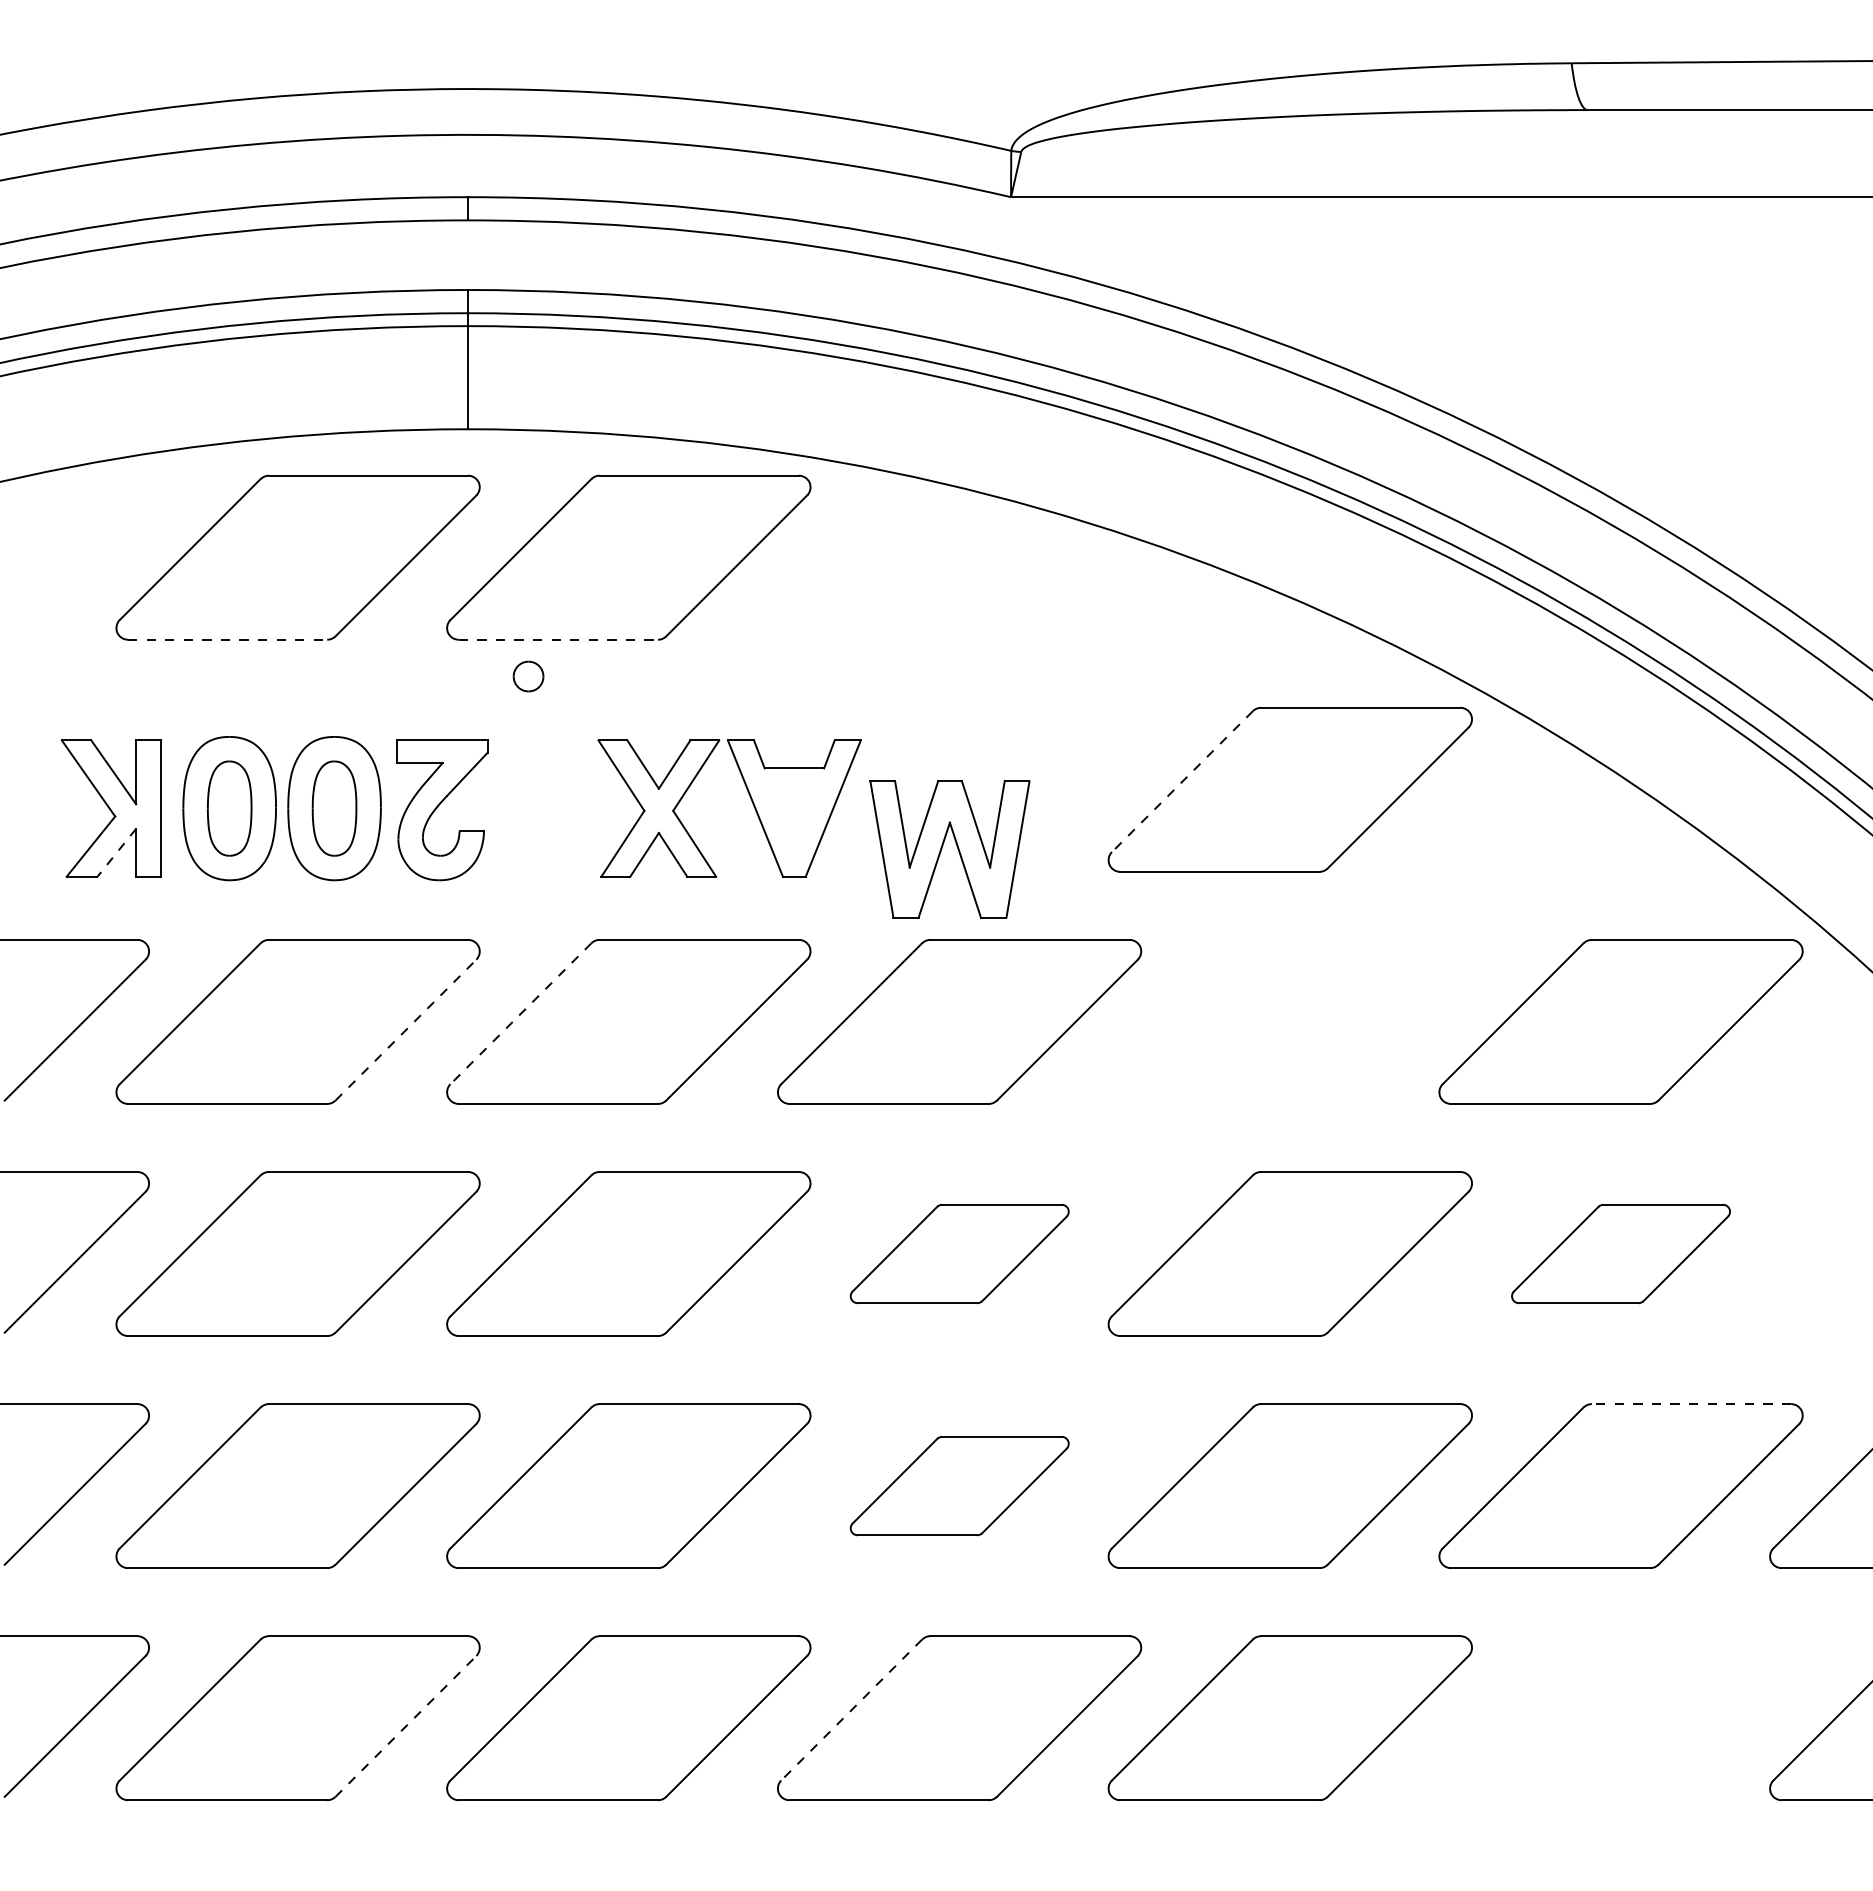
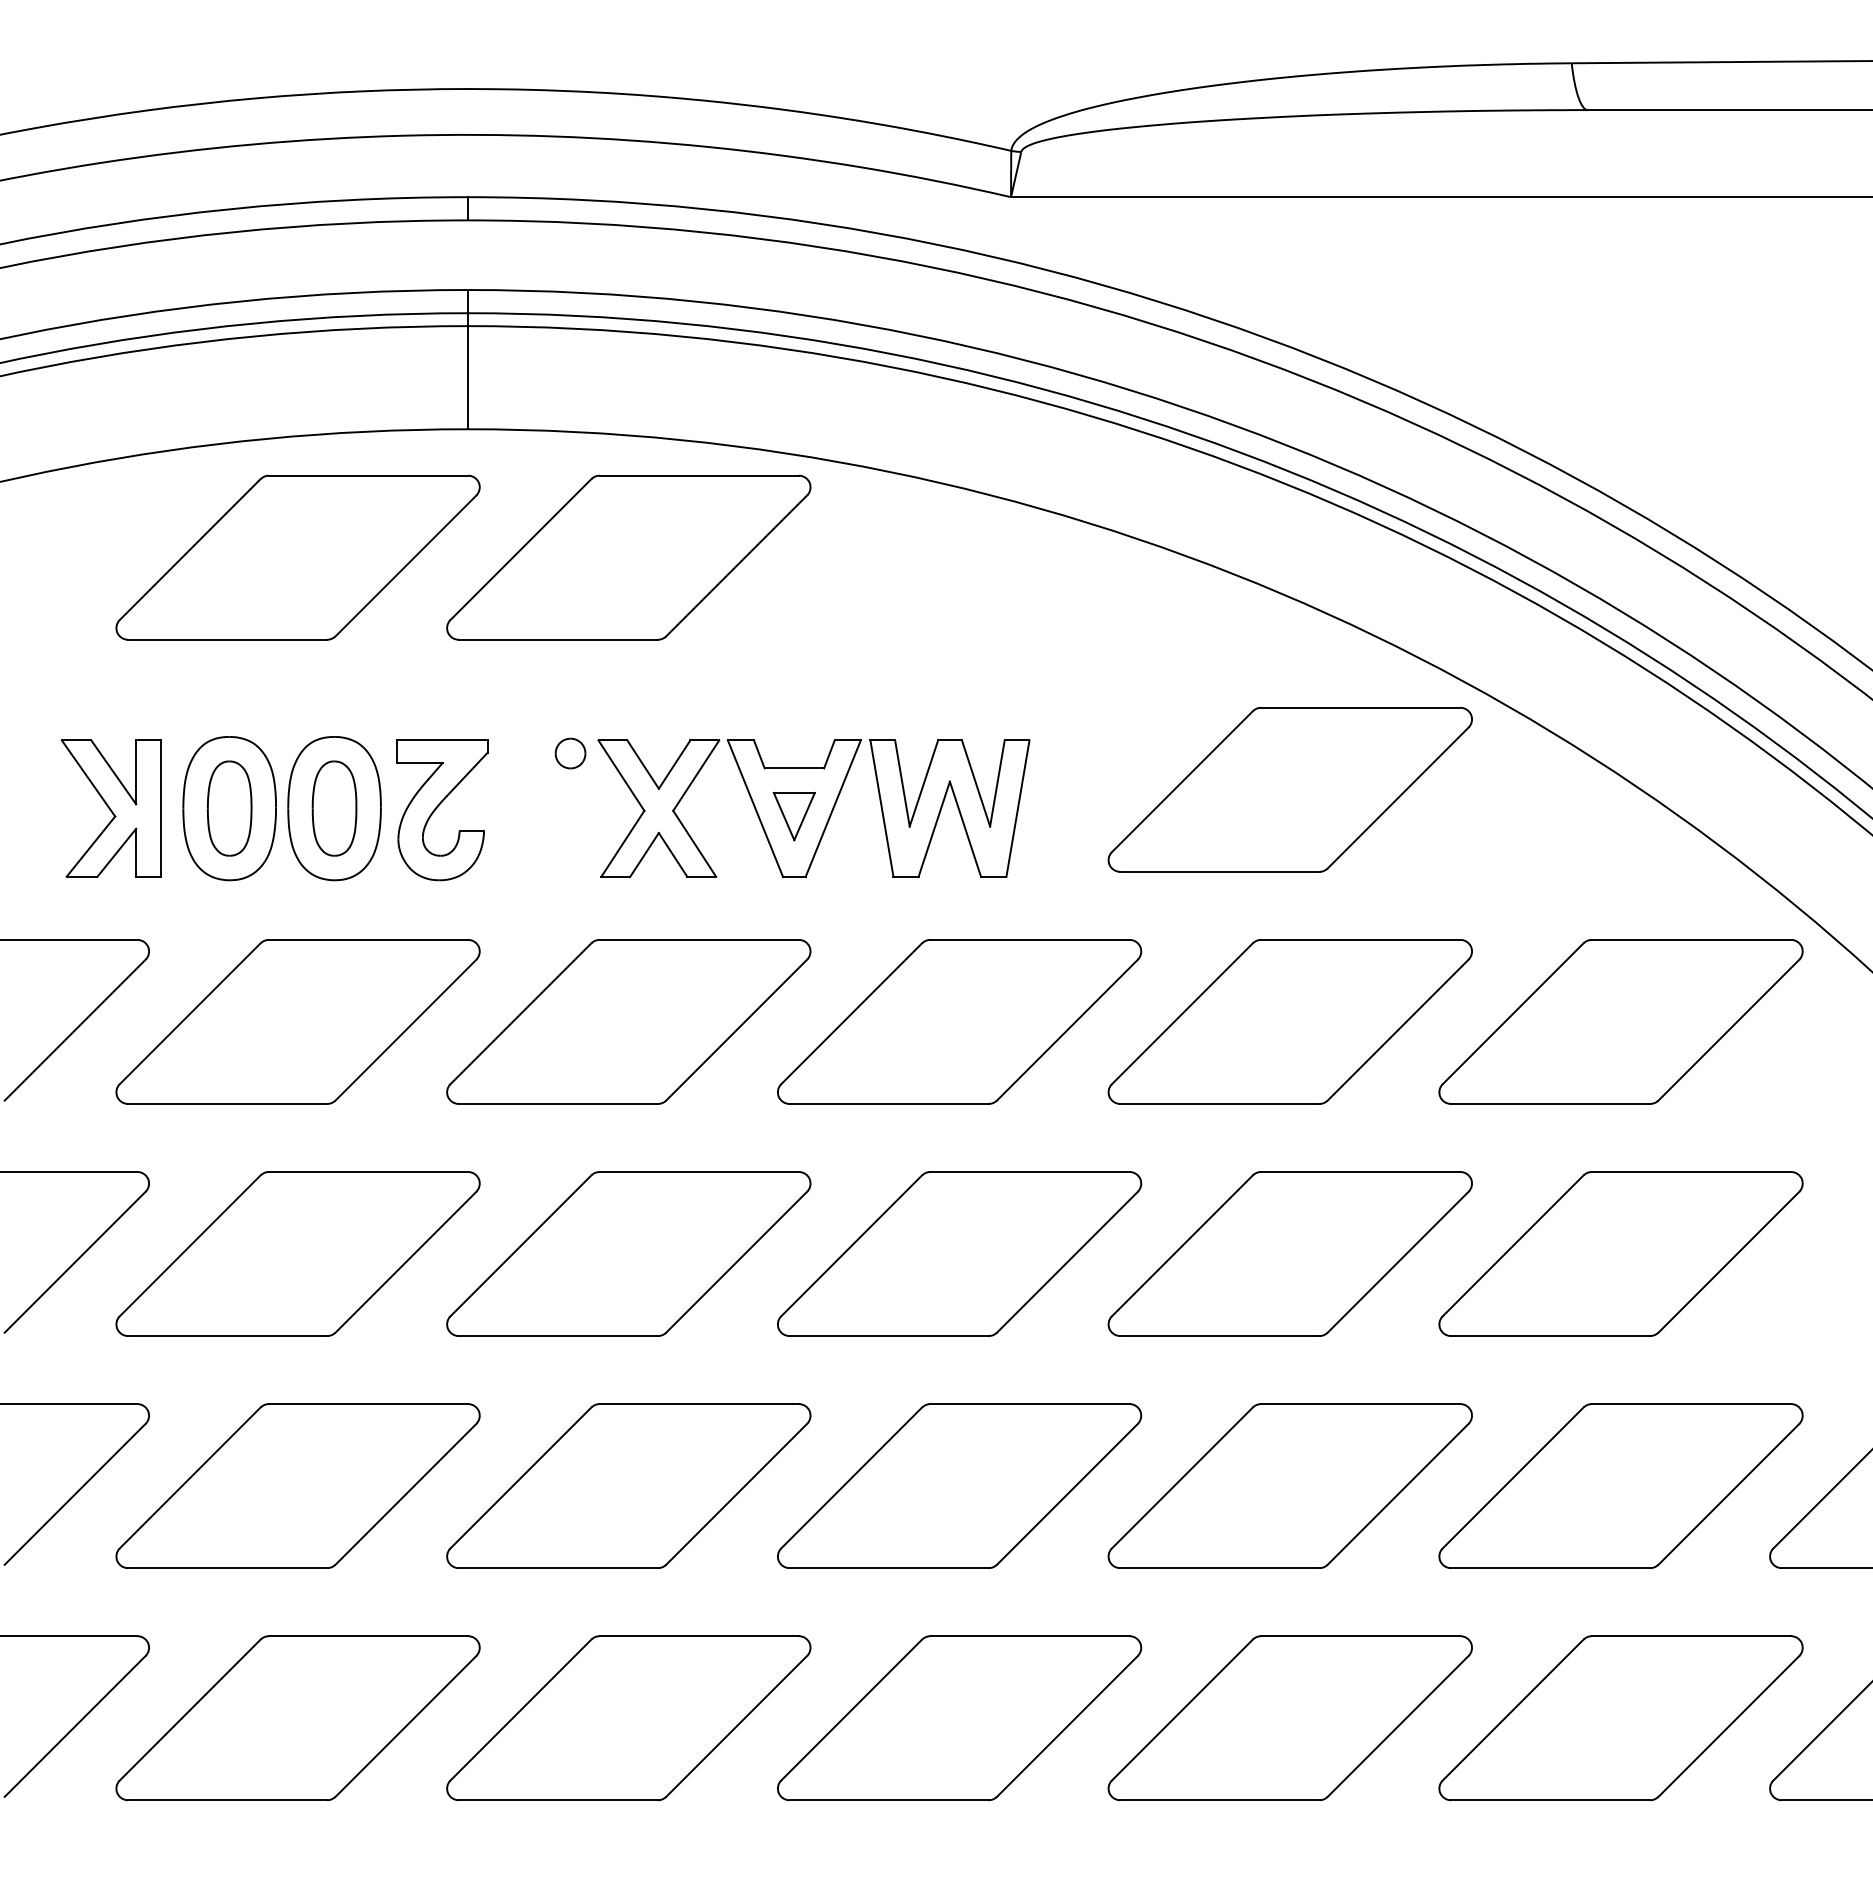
line: dashed -> solid (227, 639)
line: dashed -> solid (558, 639)
part position: (528, 676) -> (570, 753) (570, 753)
line: dashed -> solid (1182, 781)
part: none -> present (793, 816)
part position: (942, 849) -> (942, 808) (942, 808)
line: dashed -> solid (116, 852)
line: dashed -> solid (521, 1013)
part: none -> present (1289, 1021)
line: dashed -> solid (405, 1030)
part size: 221x101 px -> 366x166 px (959, 1253)
part size: 220x102 px -> 366x166 px (1620, 1253)
line: dashed -> solid (1691, 1404)
part size: 221x101 px -> 366x166 px (959, 1485)
line: dashed -> solid (851, 1710)
part: none -> present (1620, 1718)
line: dashed -> solid (405, 1726)
